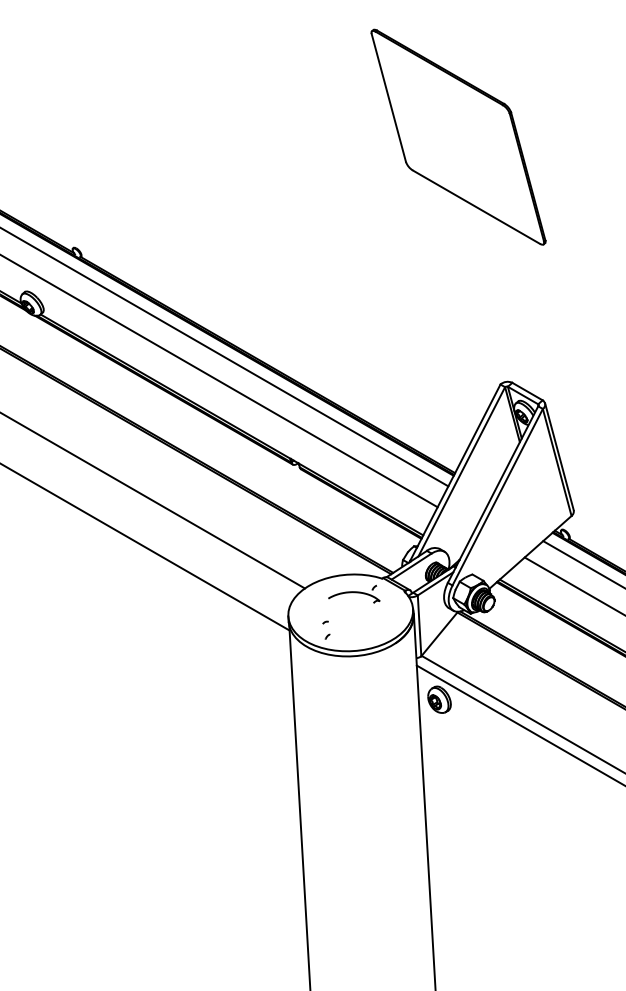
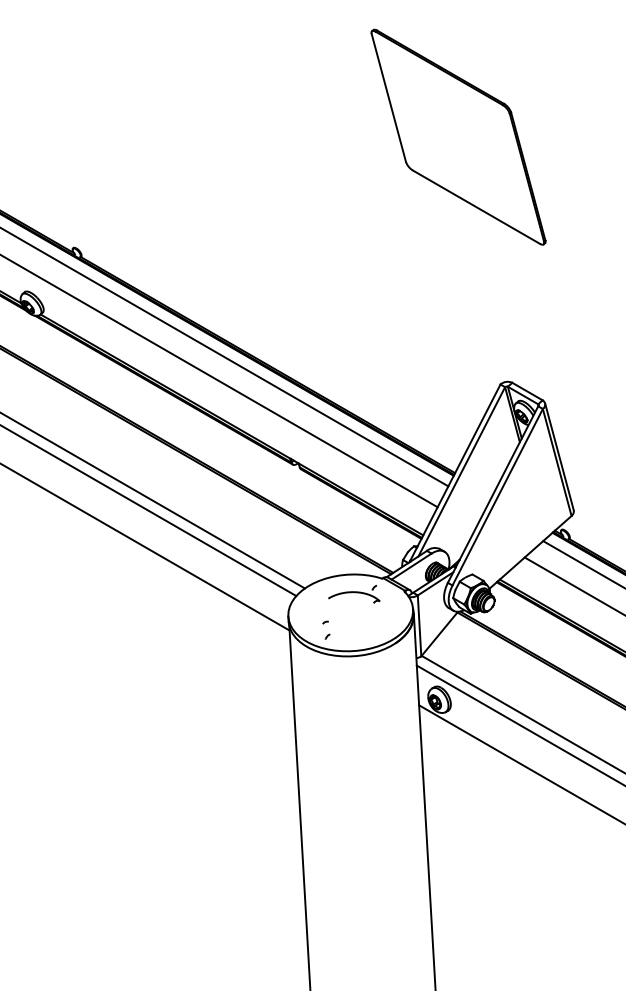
line: none -> present (149, 511)
line: none -> present (520, 763)
